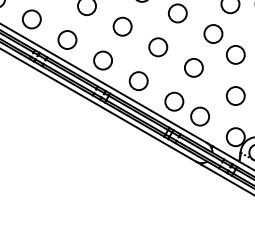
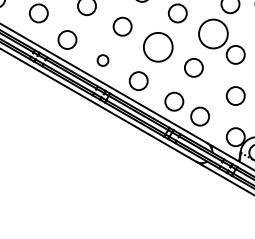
circle position: (31, 19) -> (38, 13) (38, 13)
circle diameter: 18 px -> 29 px (213, 33)
circle diameter: 18 px -> 29 px (157, 46)
circle size: 20x21 px -> 14x13 px (102, 60)
